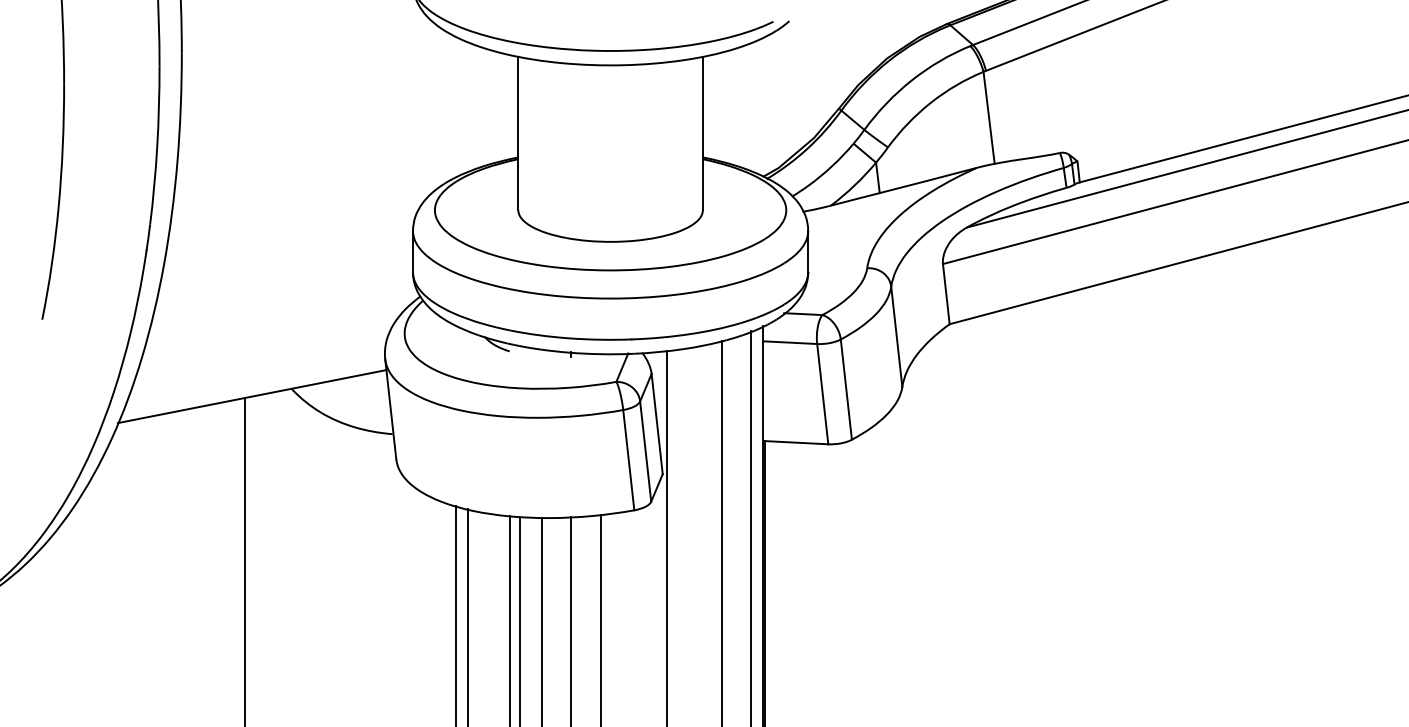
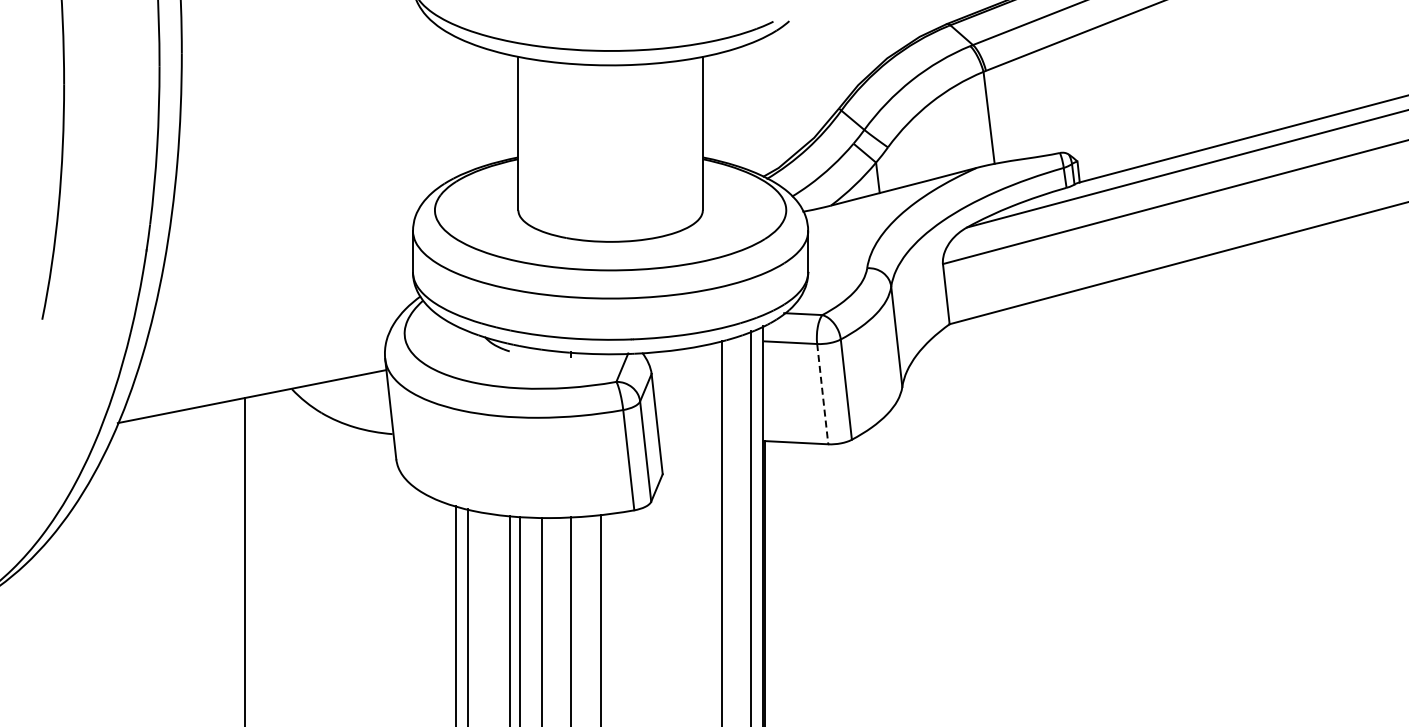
line: solid -> dashed (822, 394)
line: present -> none (666, 536)
